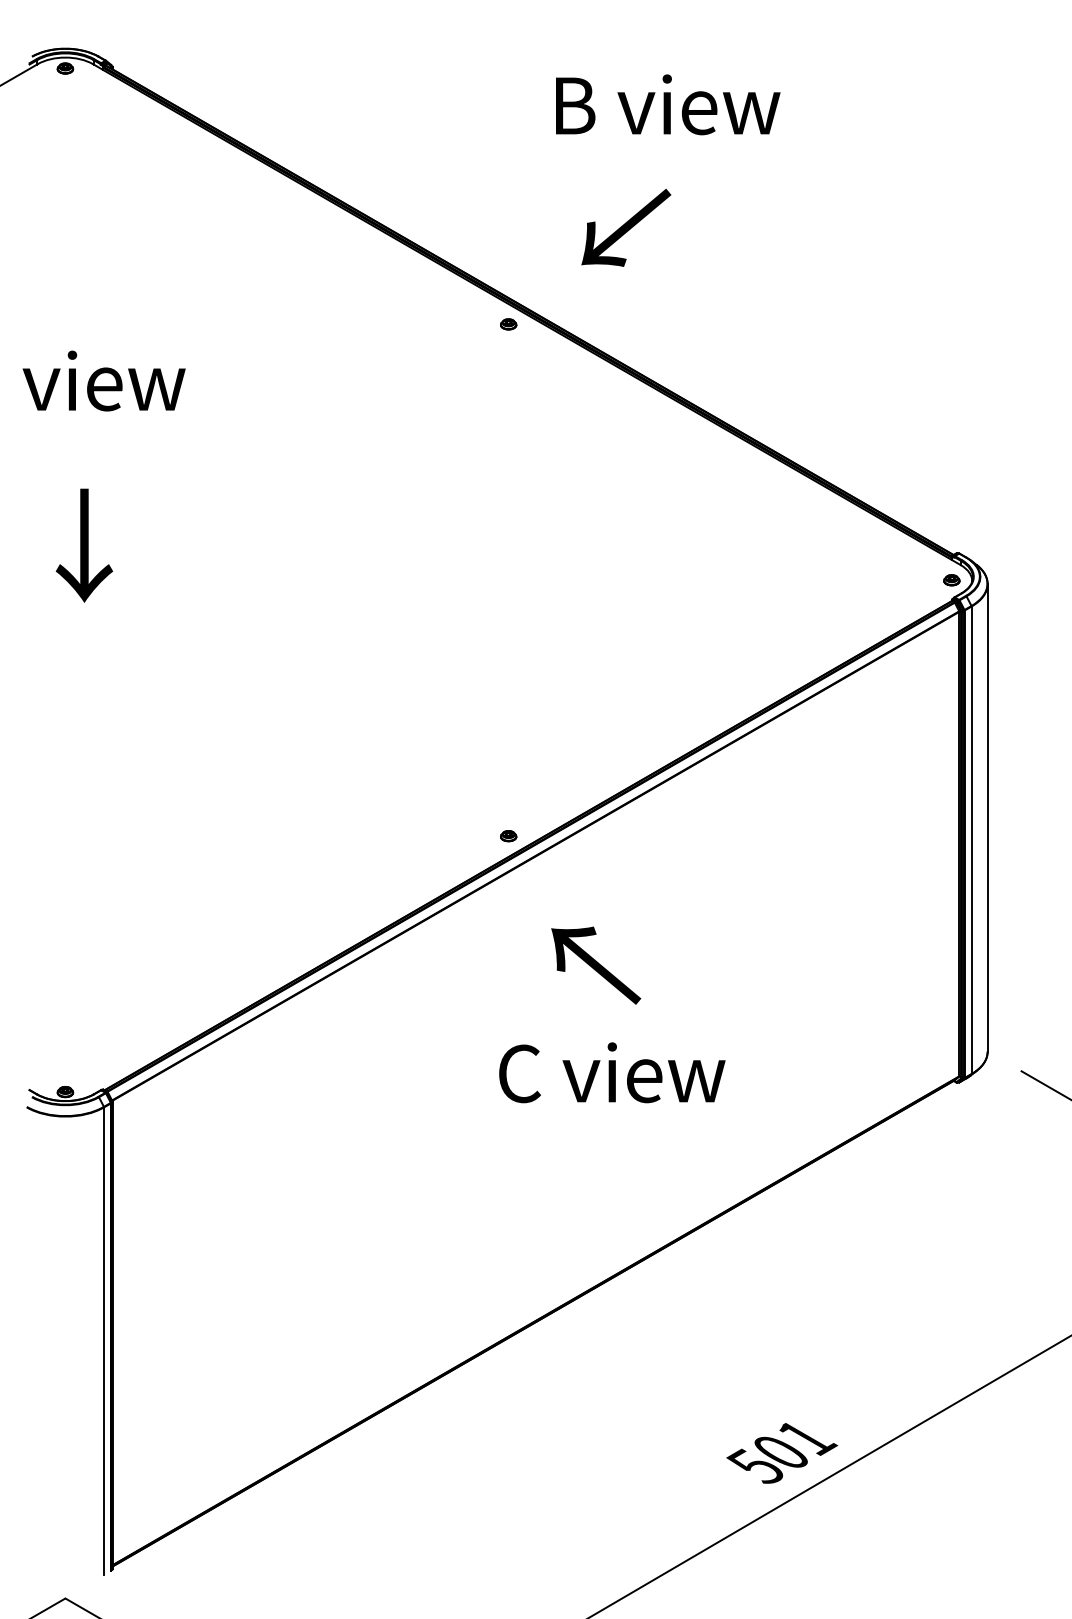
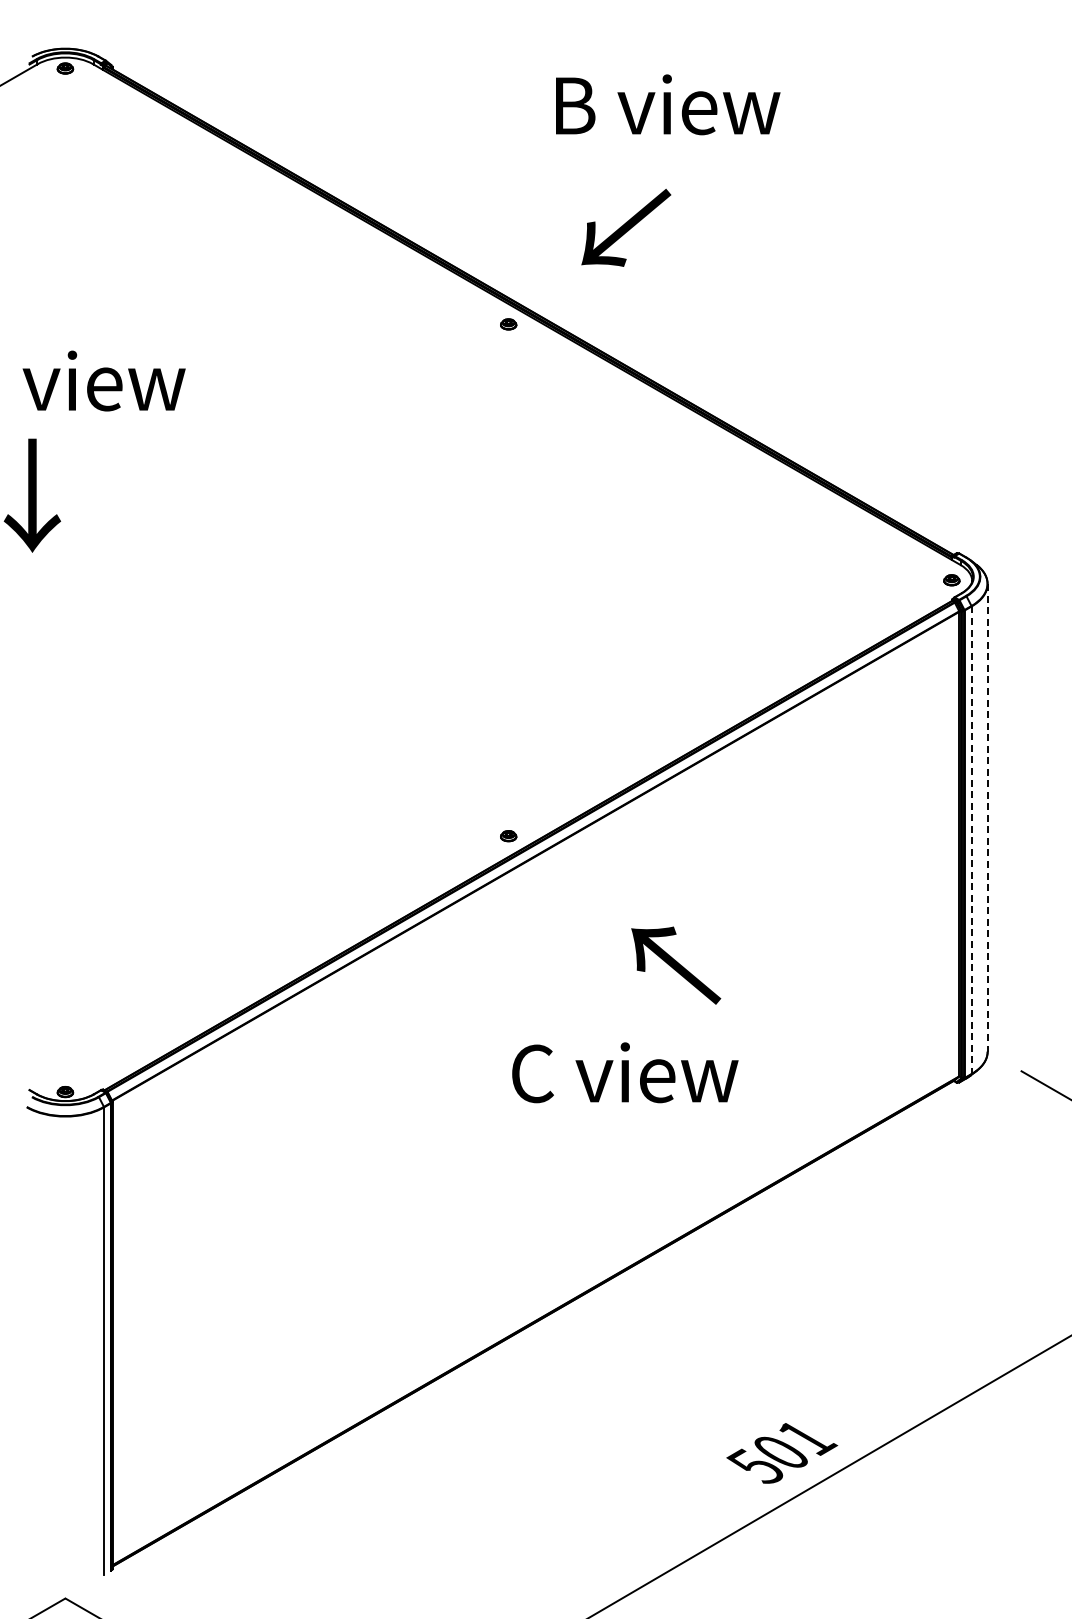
text position: (83, 545) -> (31, 495) (31, 495)
line: solid -> dashed (987, 817)
line: solid -> dashed (971, 840)
text position: (596, 965) -> (676, 965) (676, 965)
text position: (612, 1072) -> (625, 1072) (625, 1072)
